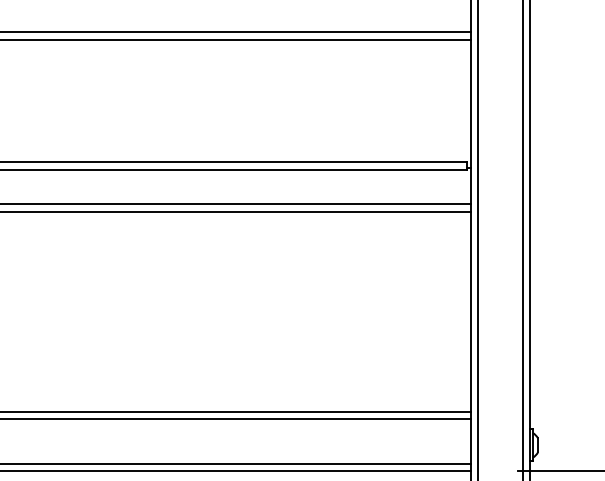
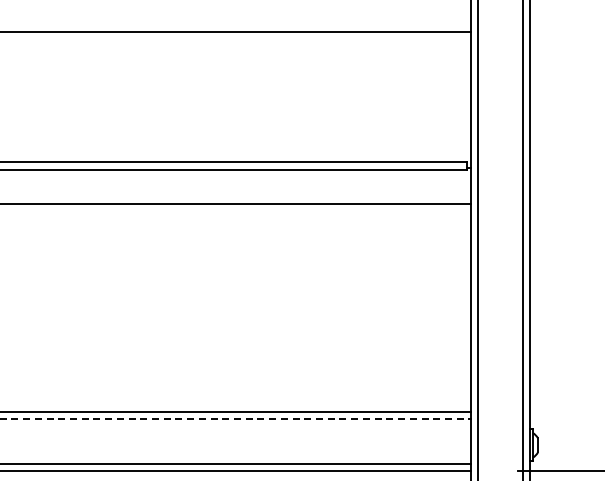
line: present -> none (236, 39)
line: present -> none (236, 211)
line: solid -> dashed (236, 419)
